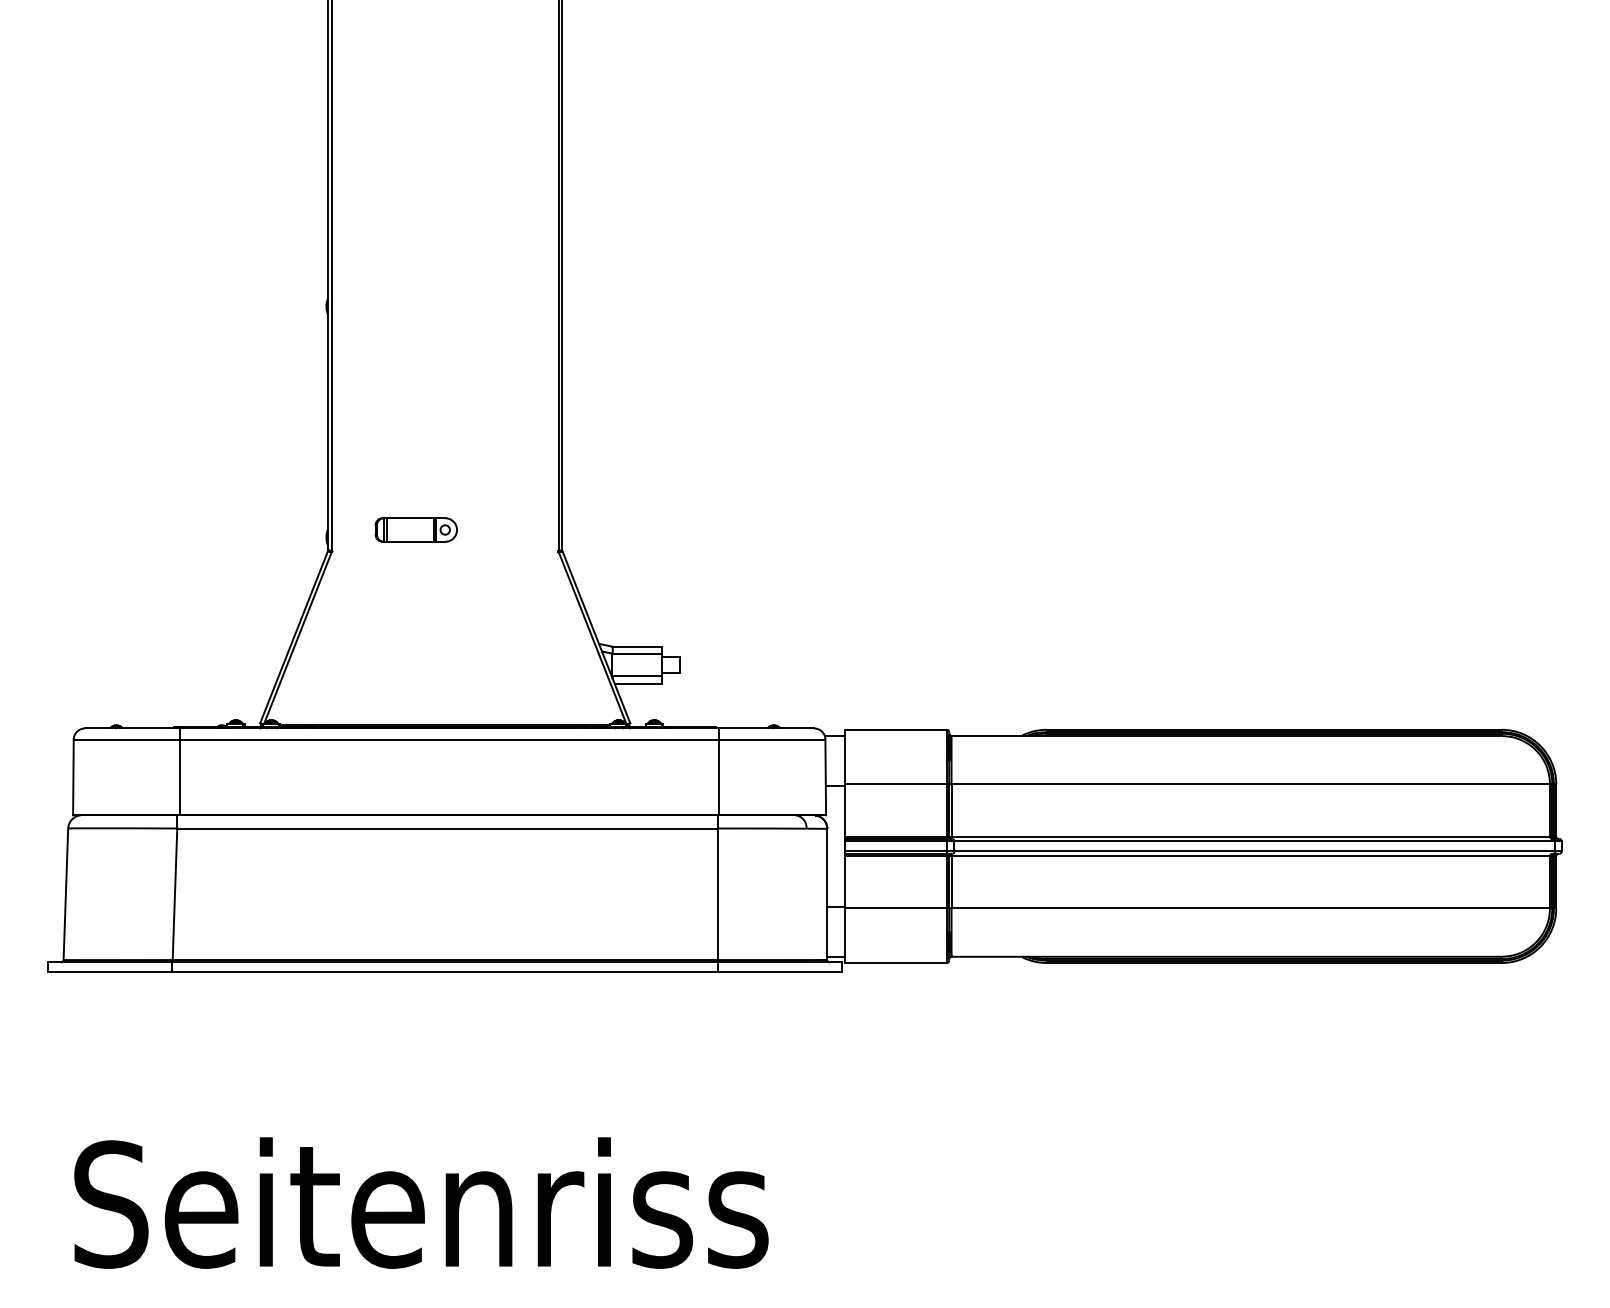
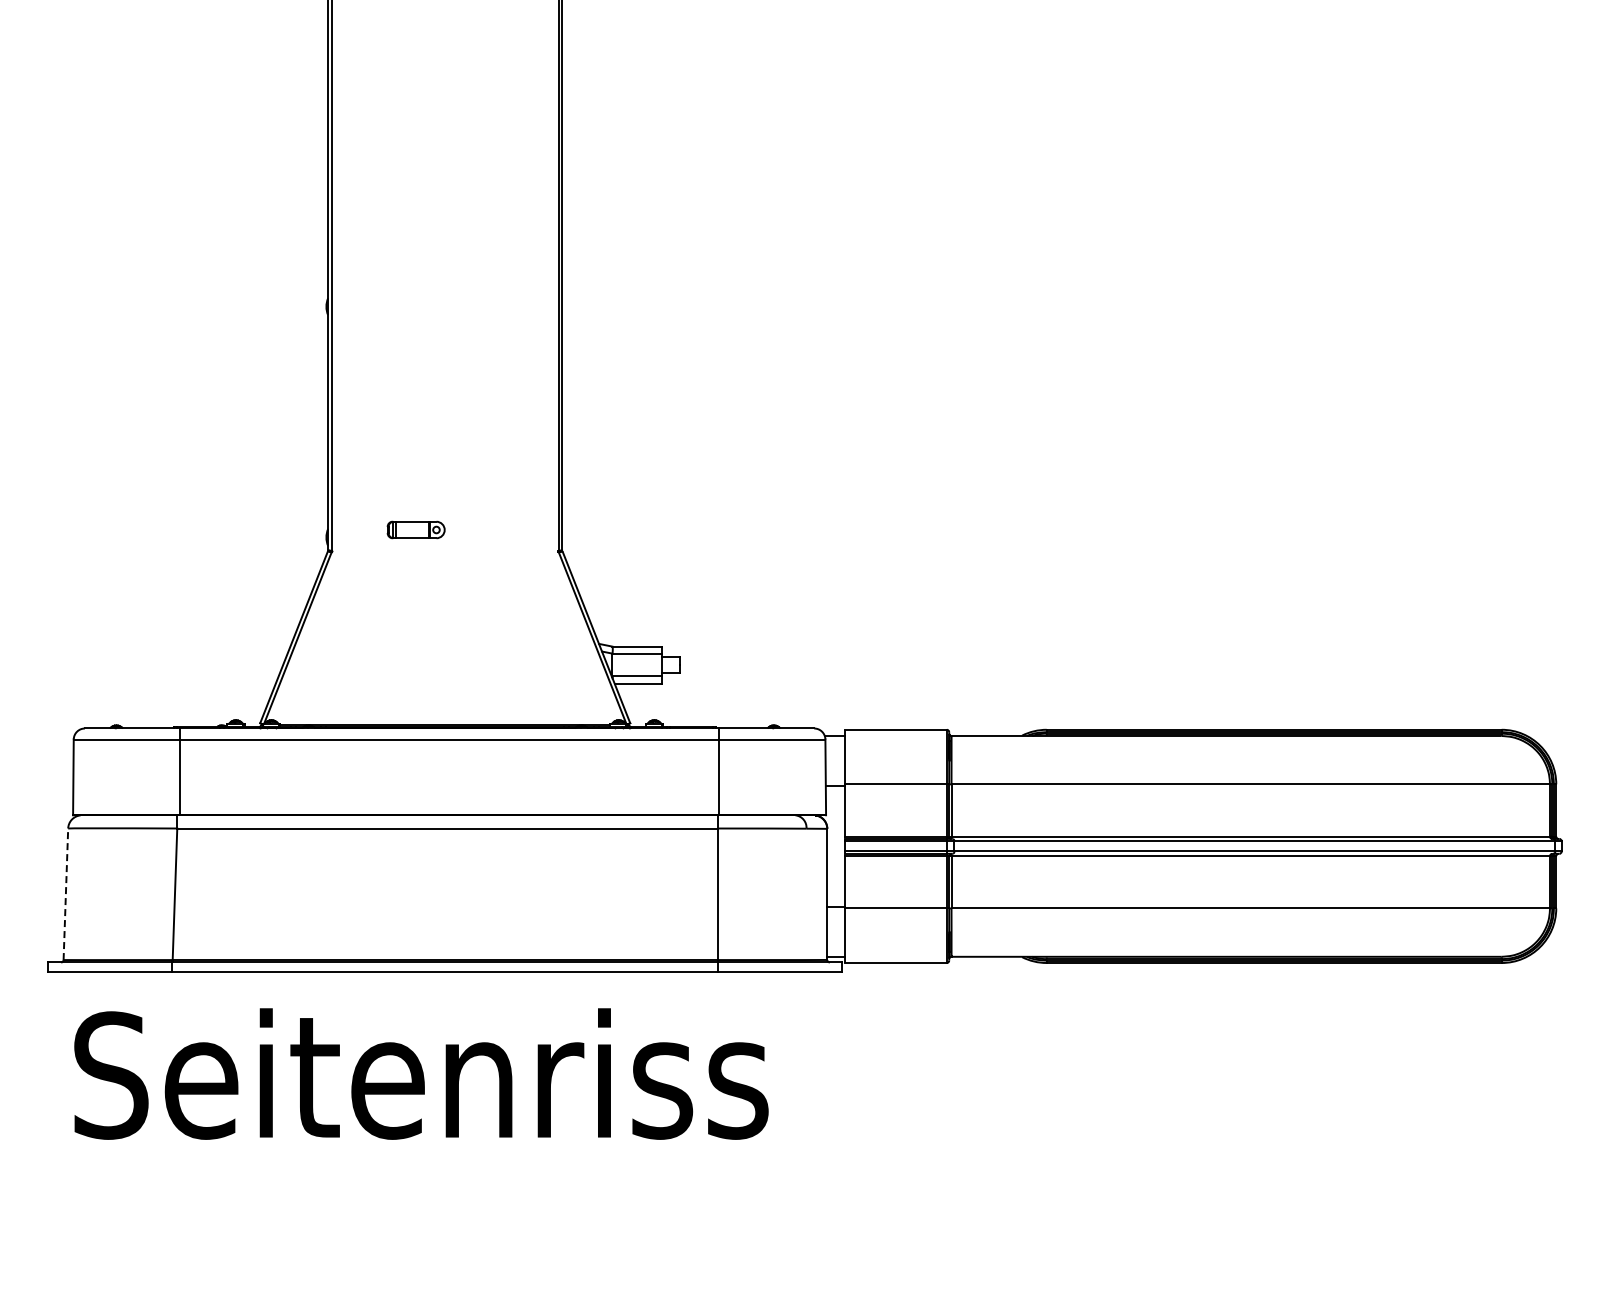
part size: 84x26 px -> 60x20 px (415, 529)
line: solid -> dashed (65, 894)
text position: (421, 1202) -> (421, 1073) (421, 1073)
